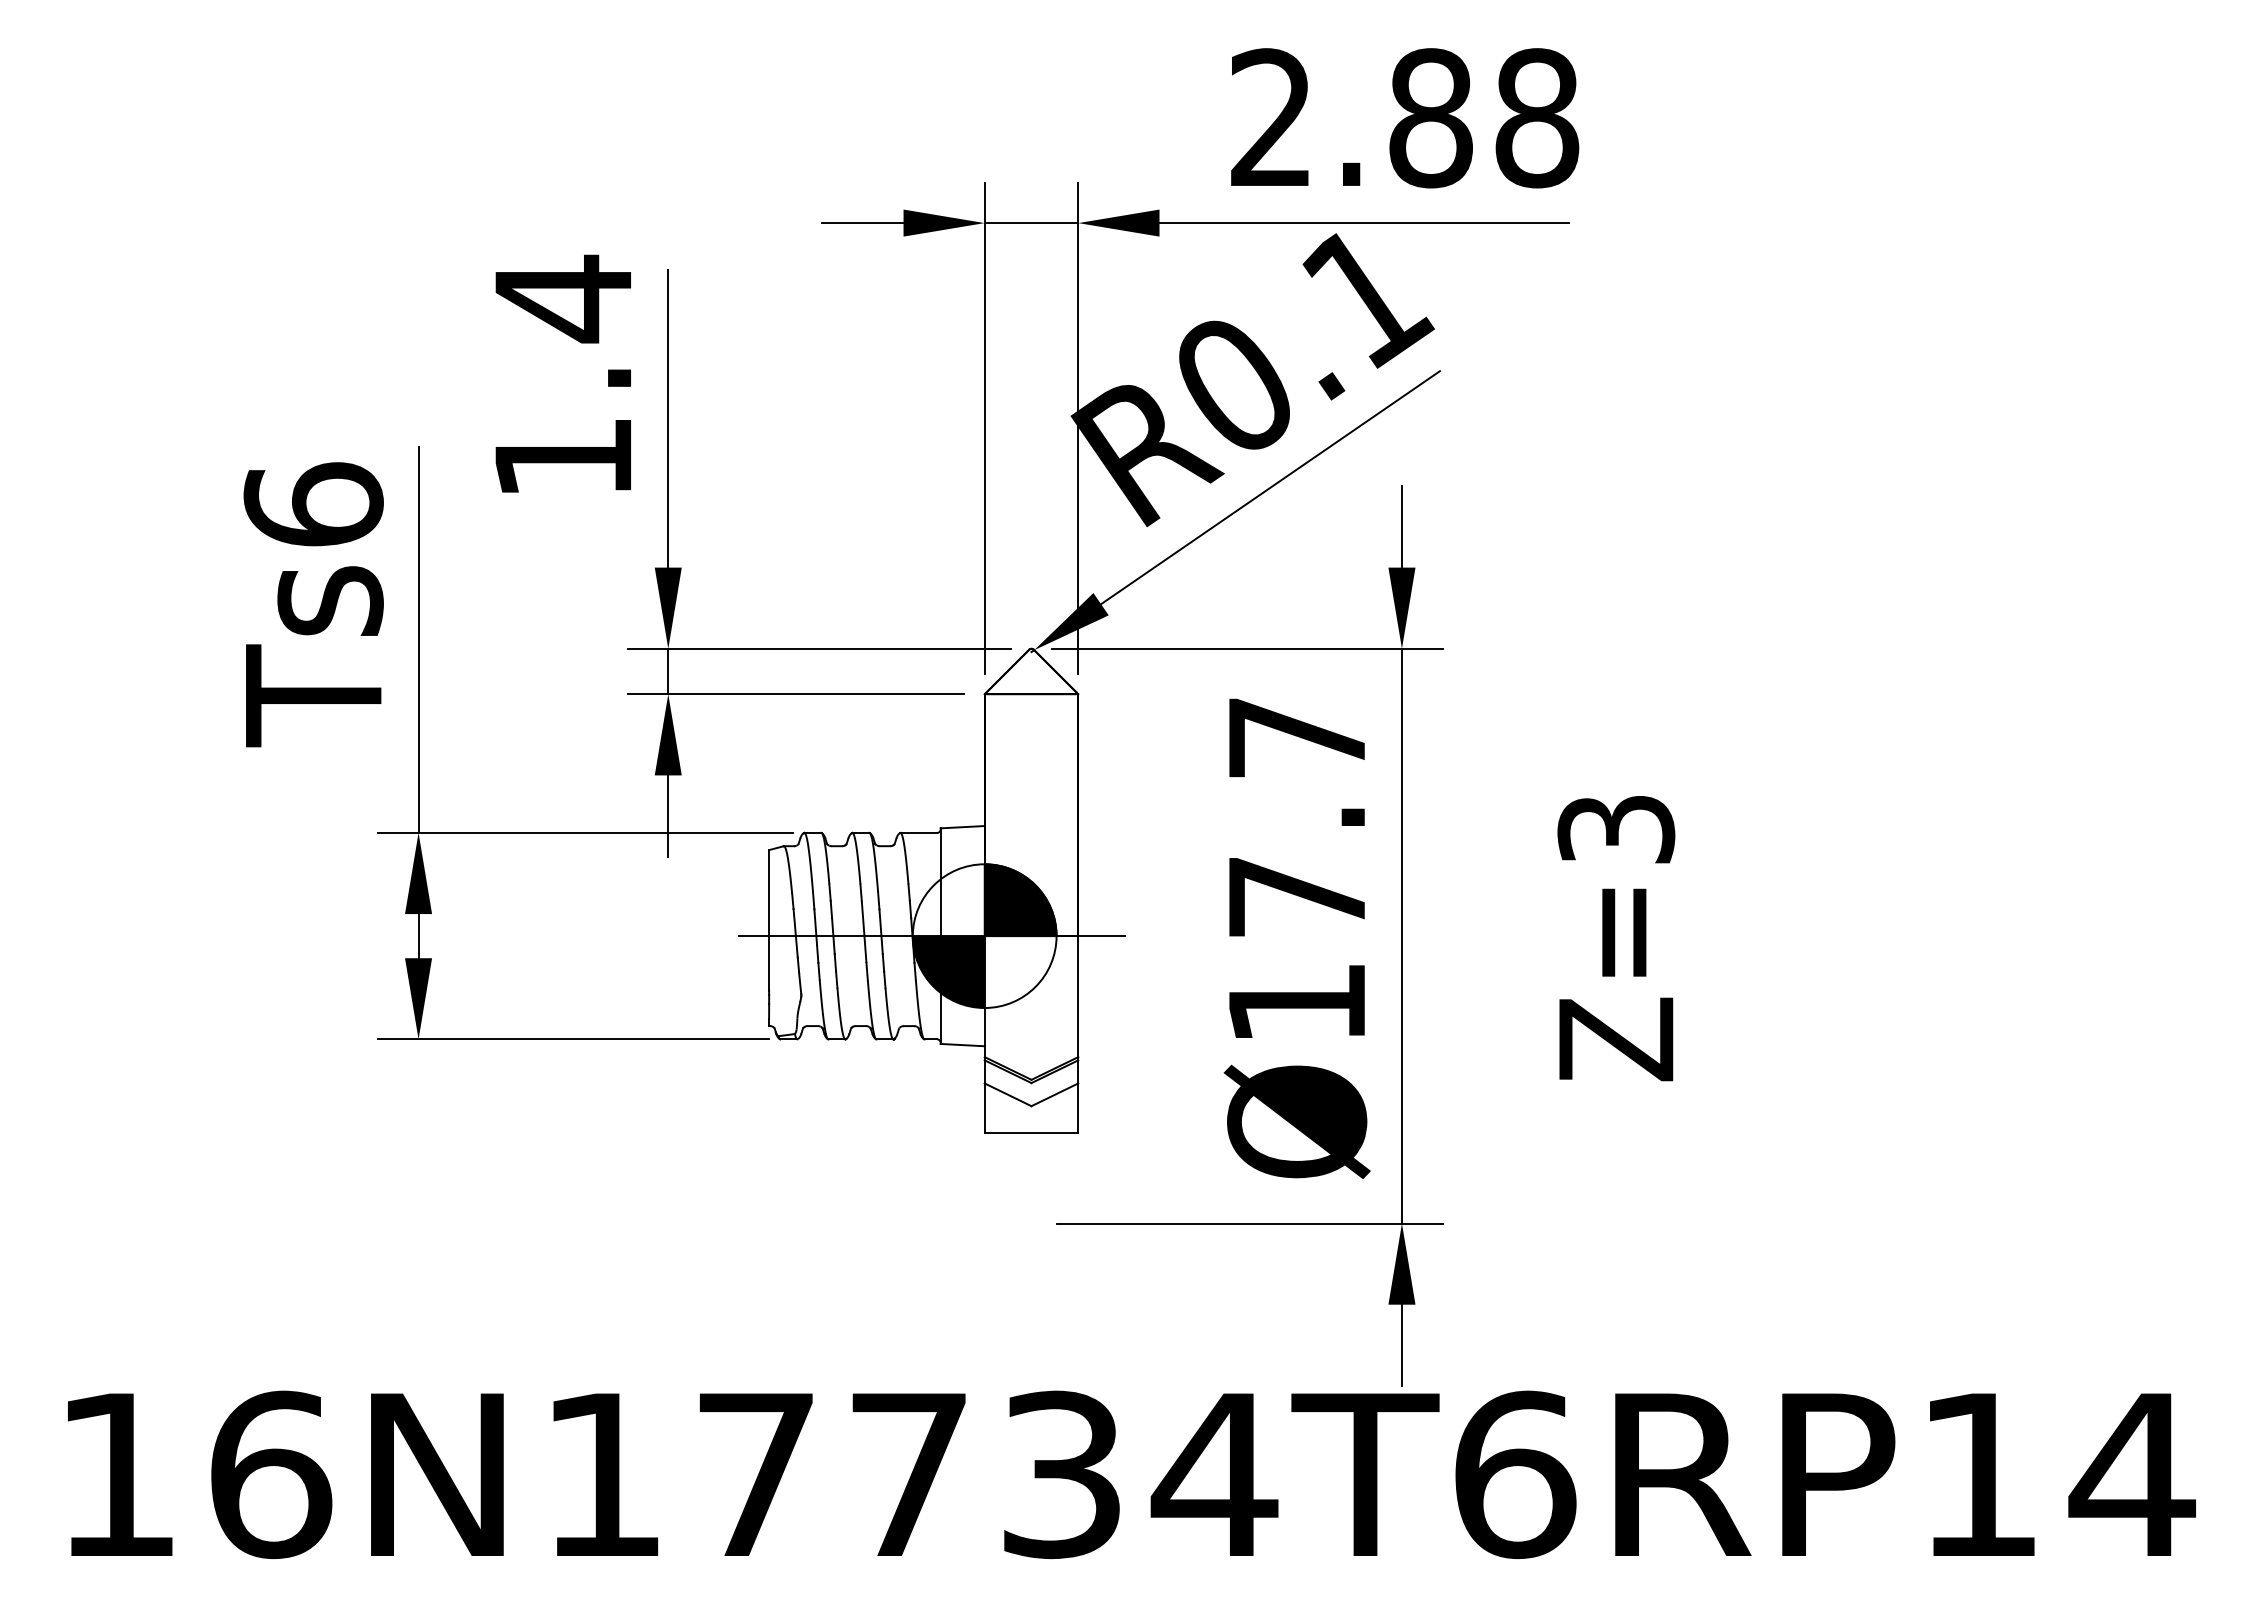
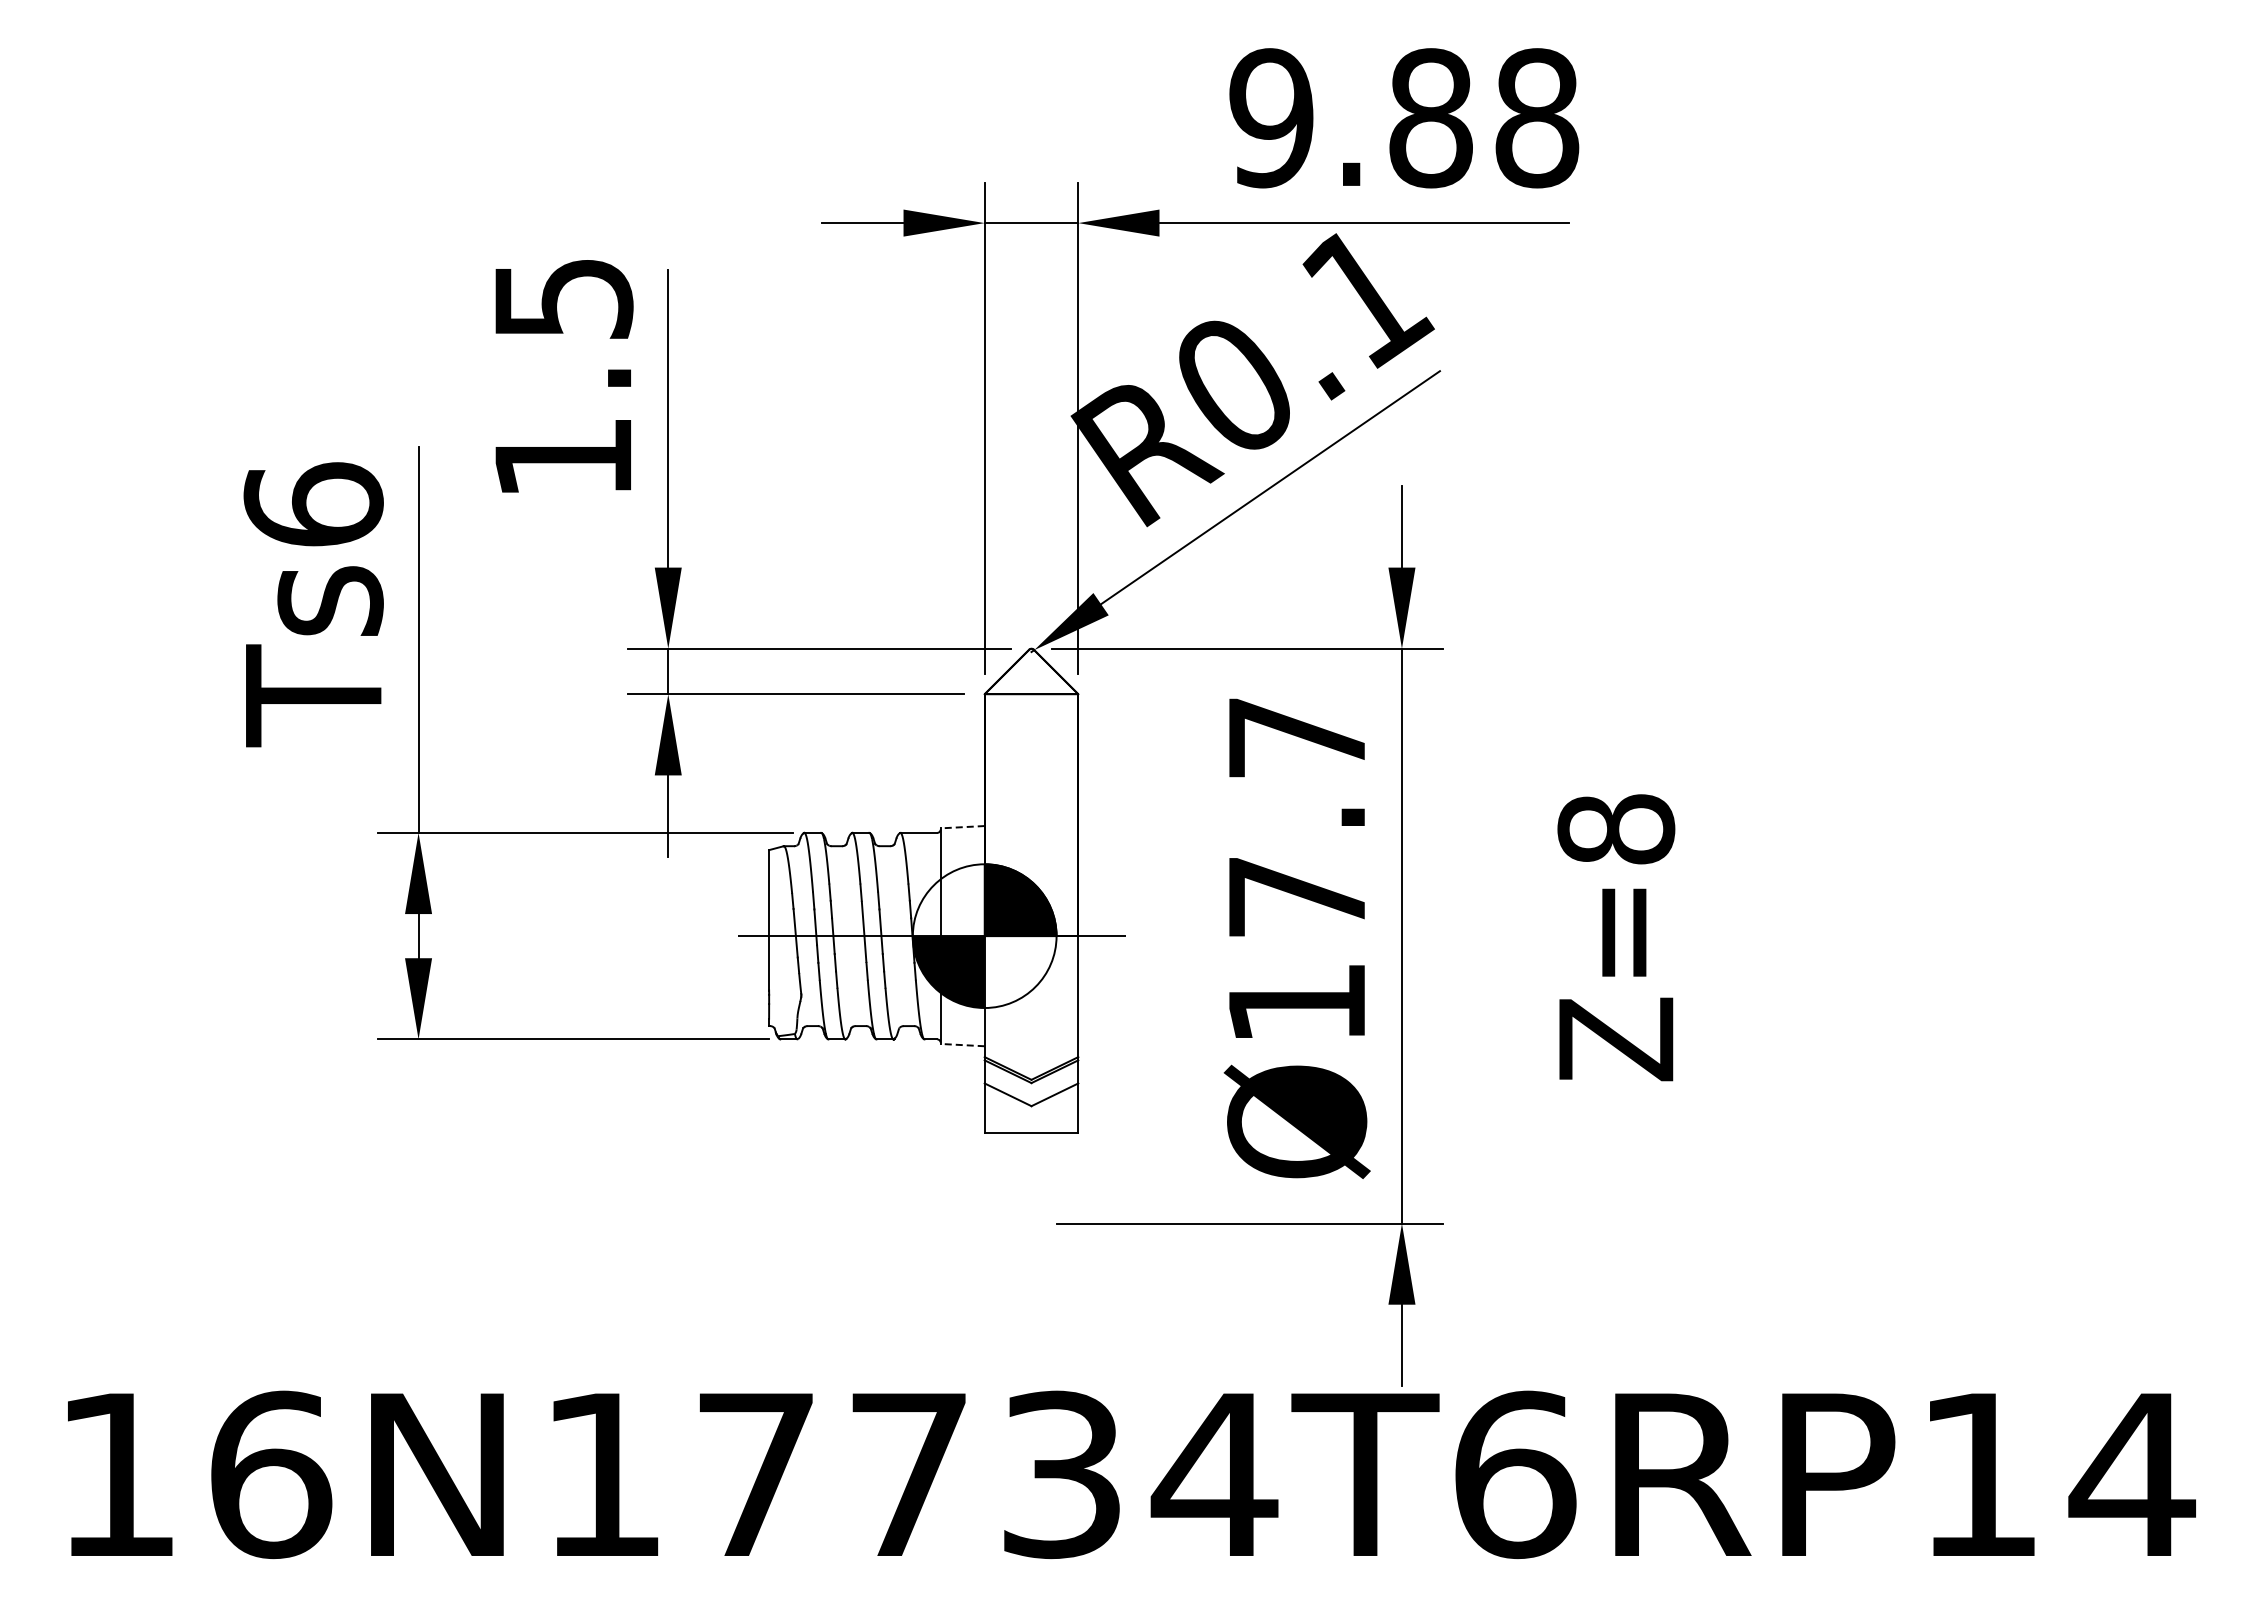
text: 2.88 -> 9.88 (1271, 118)
text: 1.4 -> 1.5 (564, 298)
line: solid -> dashed (962, 827)
text: Z=3 -> Z=8 (1616, 829)
line: solid -> dashed (962, 1045)
